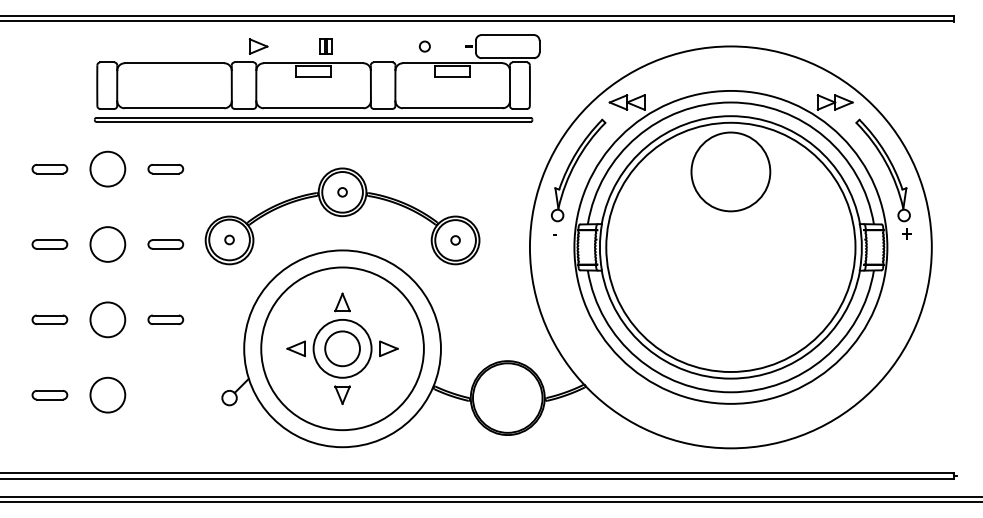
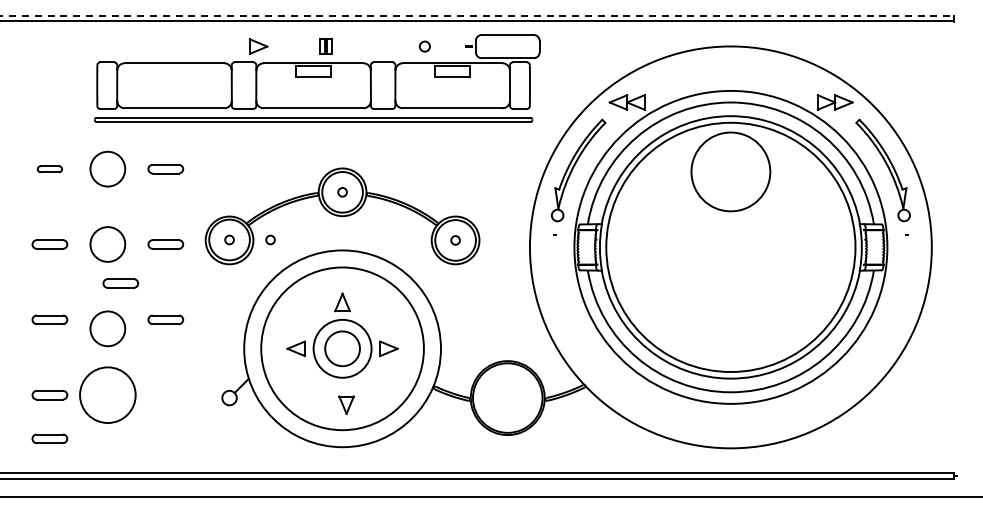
line: solid -> dashed (477, 15)
part size: 38x11 px -> 27x9 px (49, 169)
text: + -> - (906, 233)
circle: none -> present (270, 239)
part: none -> present (120, 283)
circle position: (107, 319) -> (107, 328) (107, 328)
circle diameter: 35 px -> 56 px (107, 395)
part position: (342, 394) -> (346, 404) (346, 404)
part: none -> present (49, 438)
line: present -> none (490, 502)
